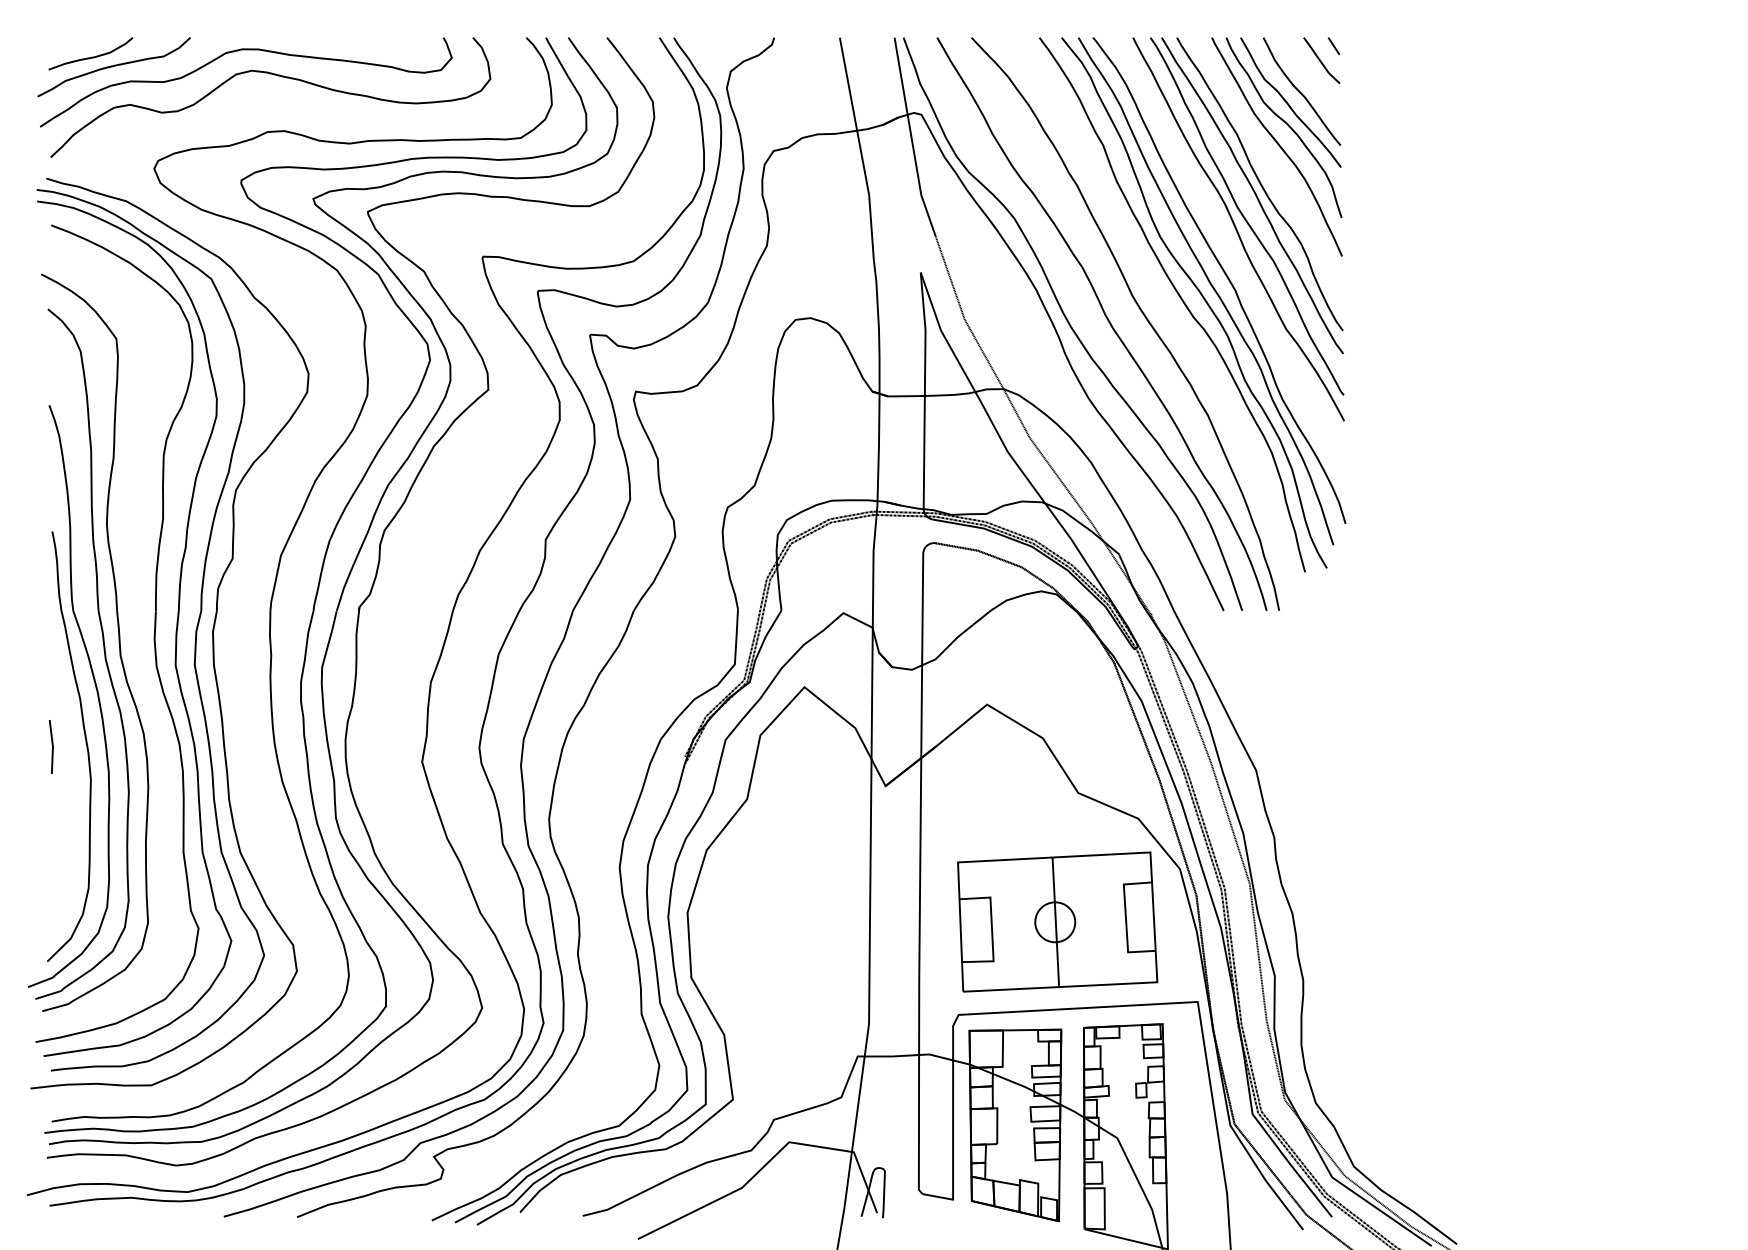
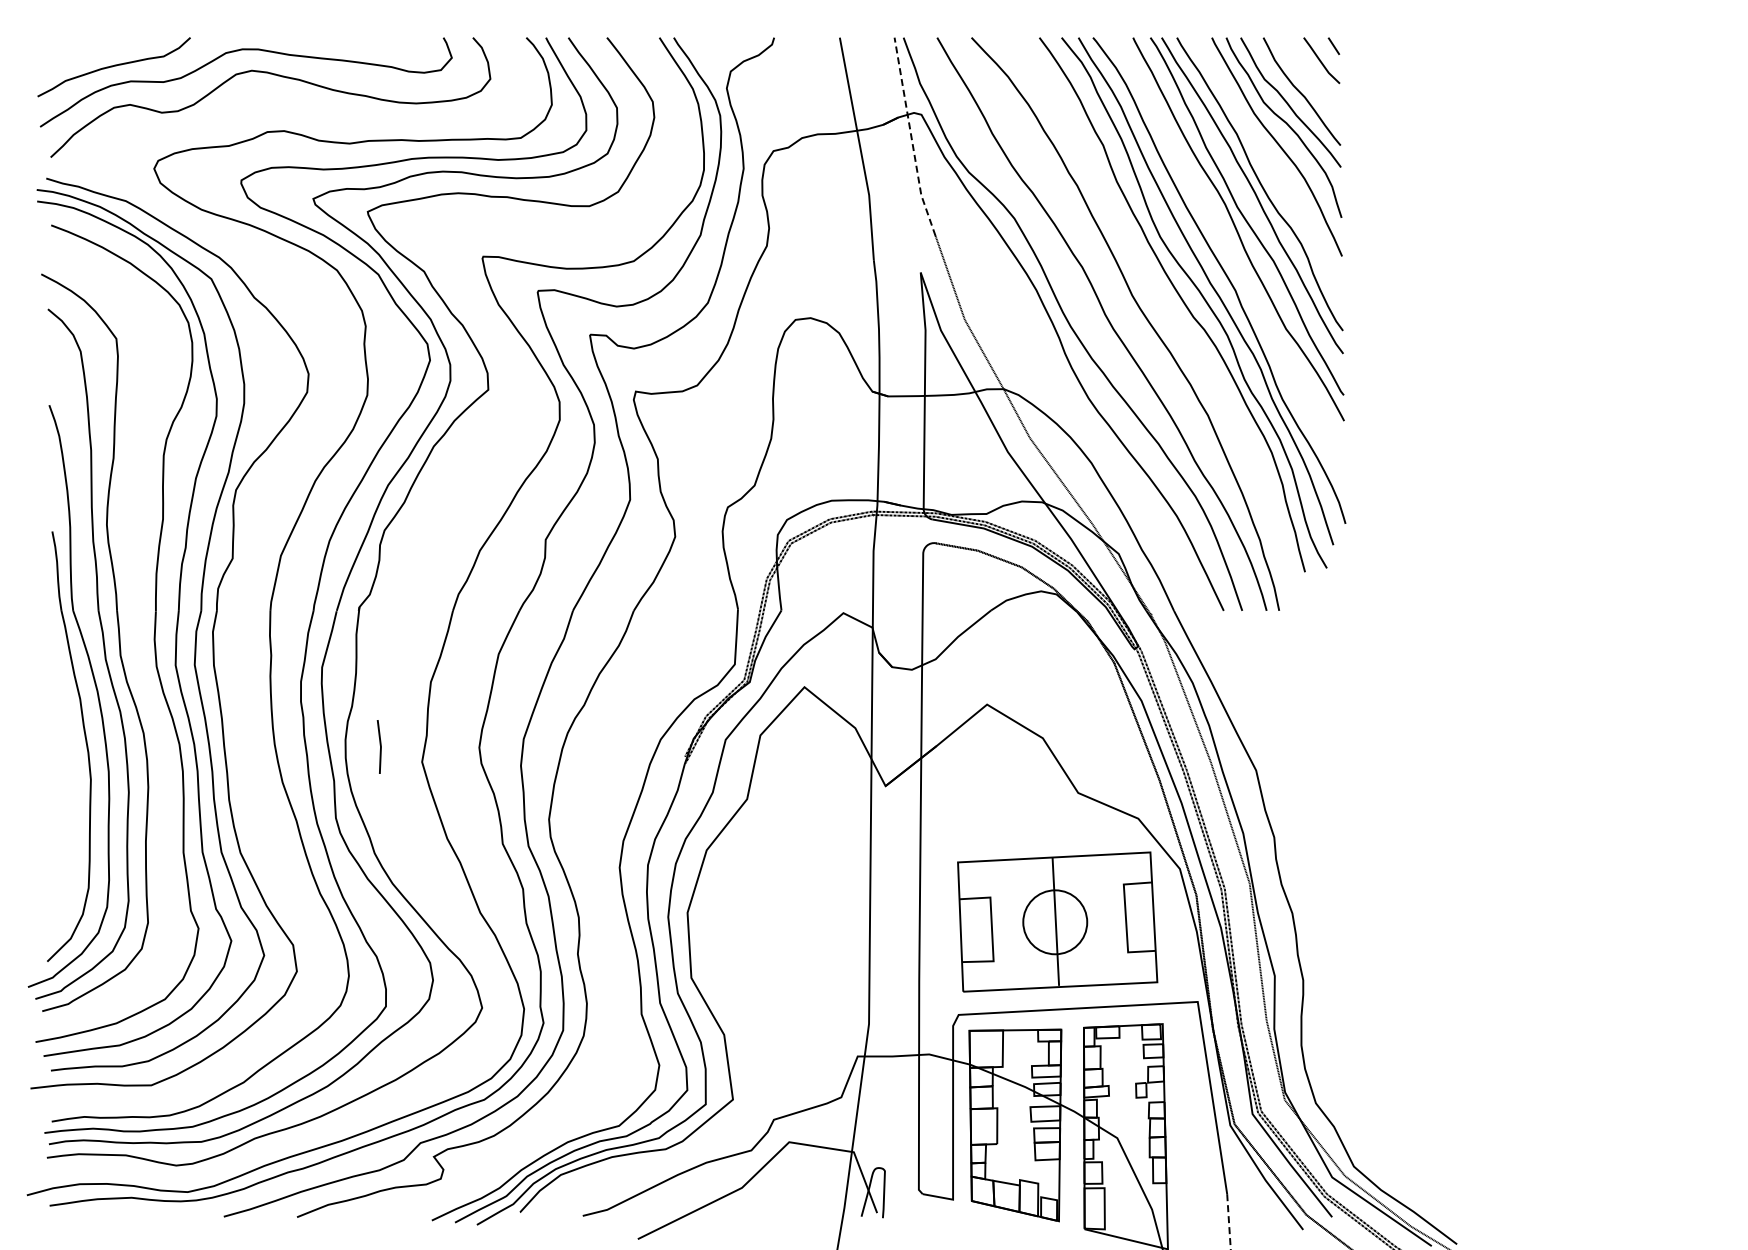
curve: present -> none (91, 56)
line: solid -> dashed (911, 138)
line position: (51, 745) -> (379, 745) (379, 745)
circle diameter: 40 px -> 64 px (1055, 922)
line: solid -> dashed (1228, 1221)
